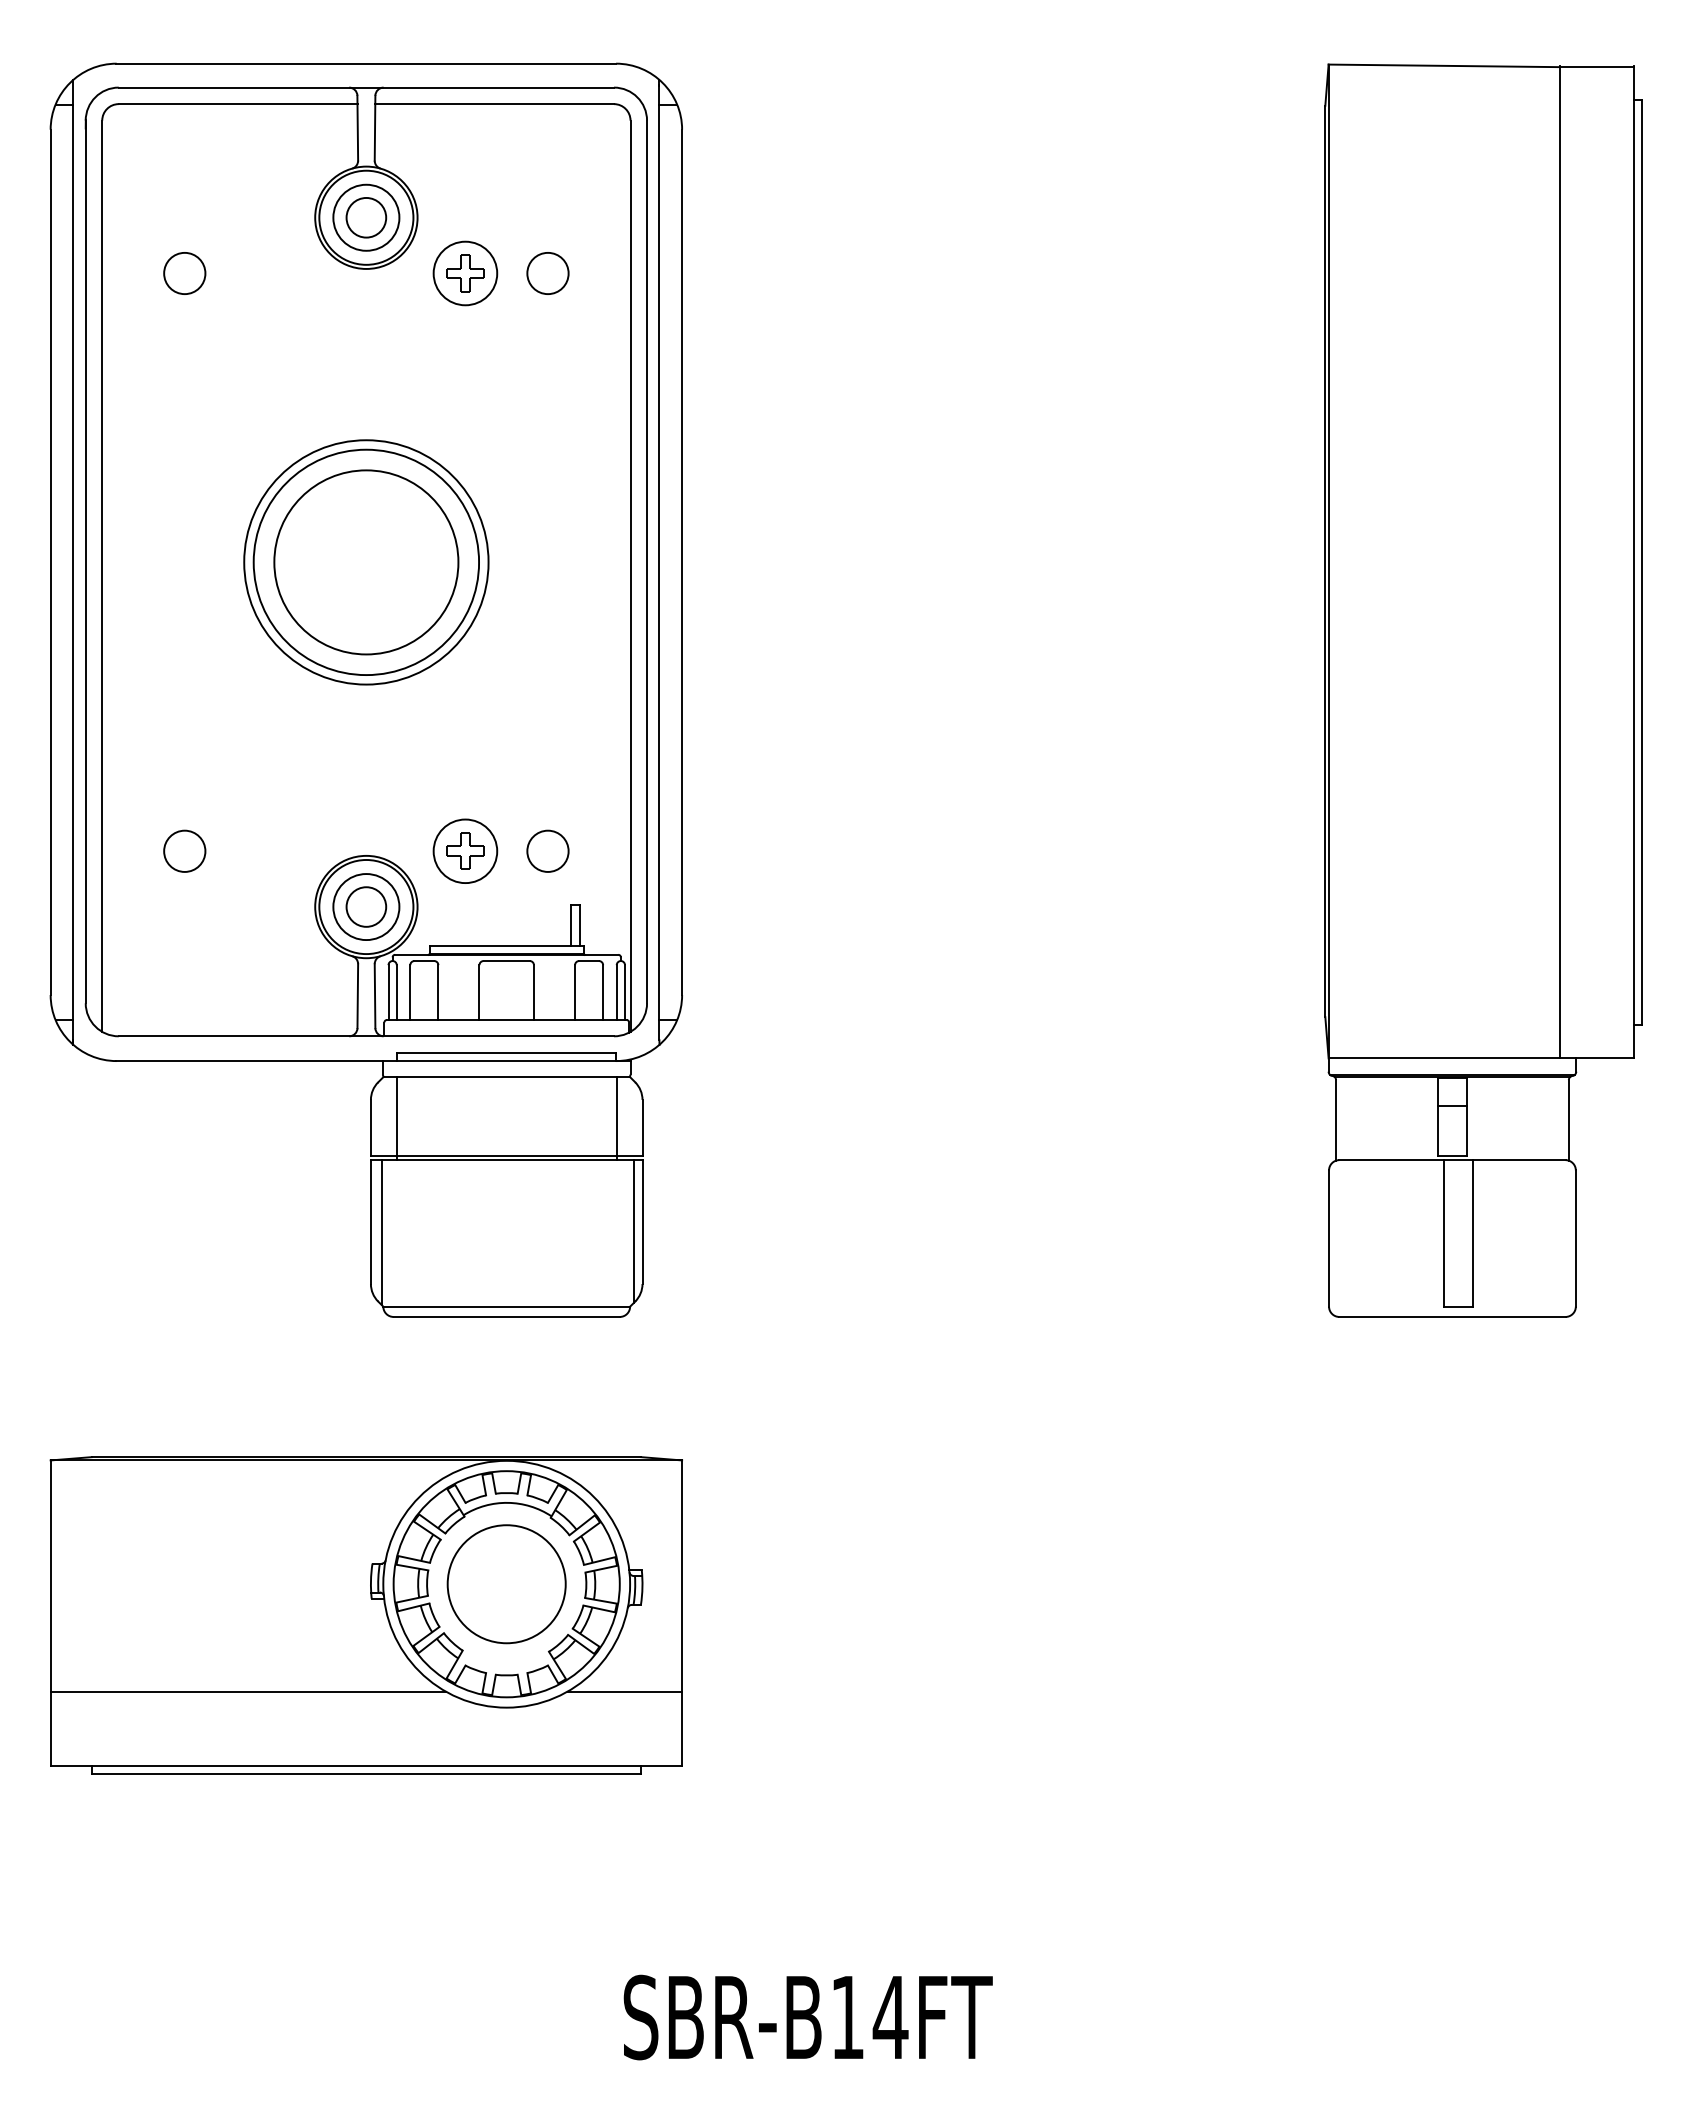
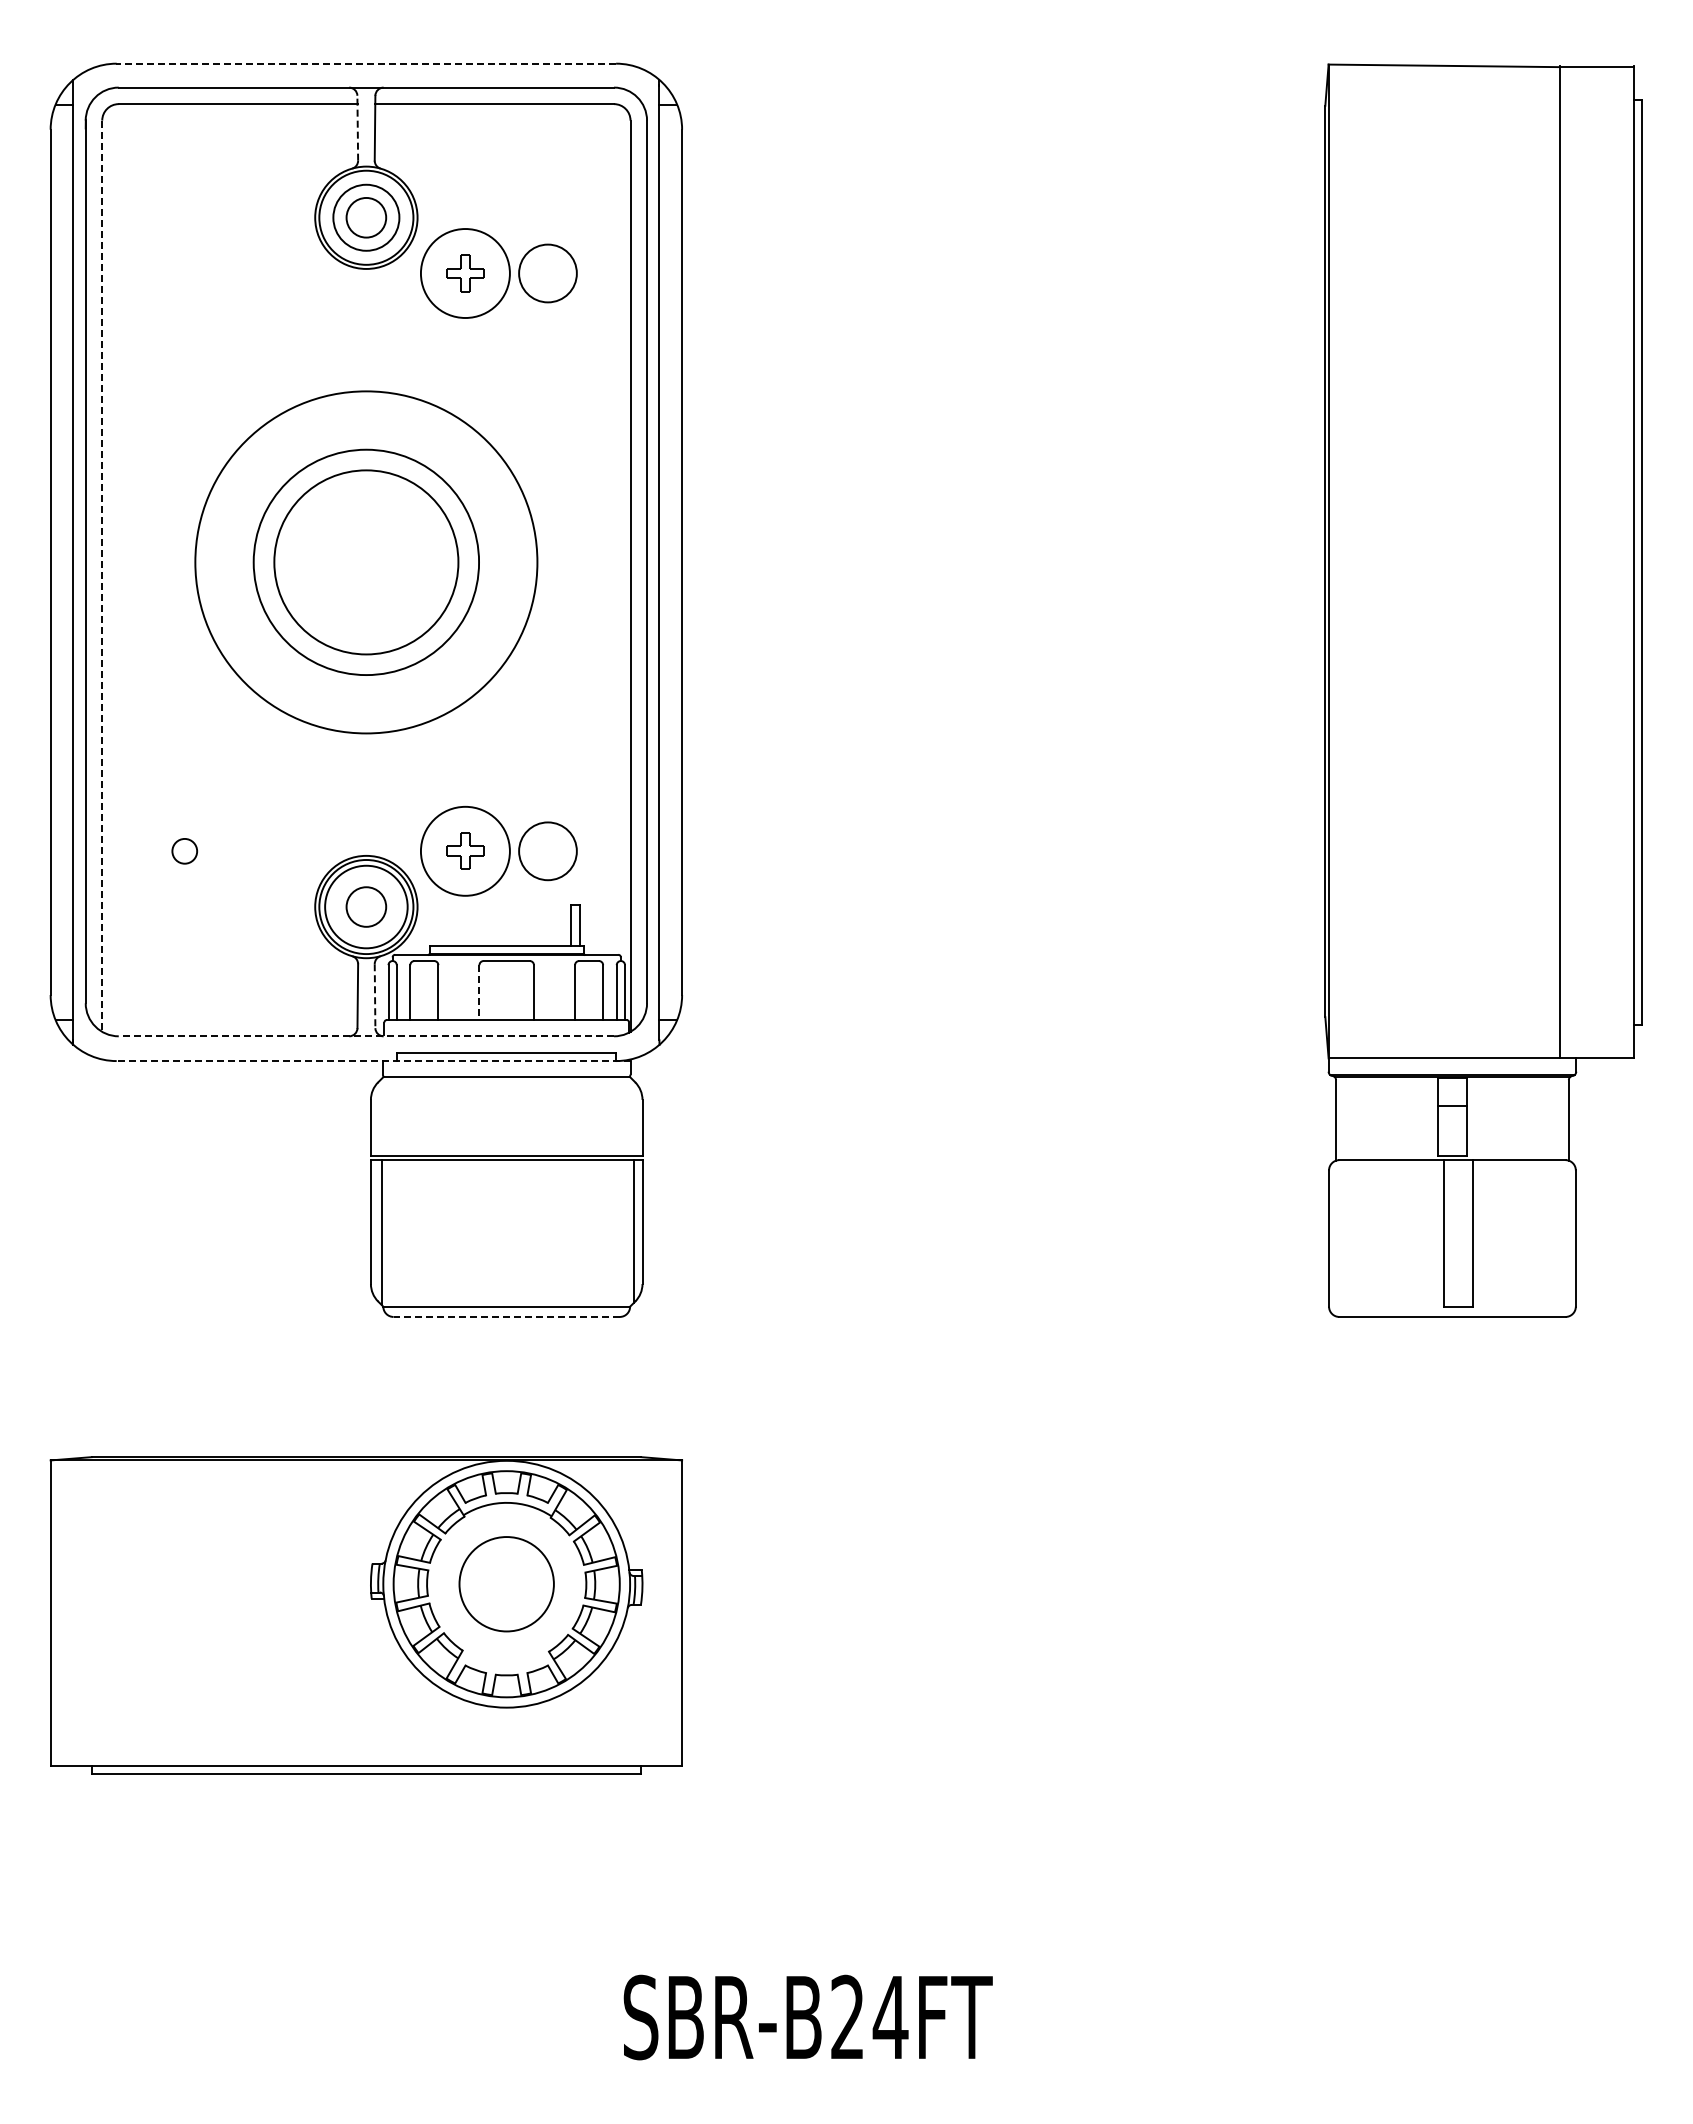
line: solid -> dashed (365, 63)
line: solid -> dashed (357, 127)
circle: present -> none (184, 273)
circle diameter: 64 px -> 89 px (464, 273)
circle diameter: 41 px -> 58 px (547, 273)
circle diameter: 244 px -> 342 px (366, 562)
line: solid -> dashed (102, 576)
circle diameter: 41 px -> 25 px (184, 850)
circle diameter: 41 px -> 58 px (547, 851)
circle diameter: 64 px -> 89 px (464, 850)
circle diameter: 66 px -> 83 px (366, 906)
line: solid -> dashed (479, 993)
line: solid -> dashed (375, 996)
line: solid -> dashed (366, 1036)
line: solid -> dashed (372, 1061)
line: present -> none (396, 1118)
line: present -> none (616, 1118)
line: solid -> dashed (506, 1316)
circle diameter: 118 px -> 94 px (506, 1584)
line: present -> none (247, 1691)
line: present -> none (624, 1691)
text: SBR-B14FT -> SBR-B24FT (847, 2016)
